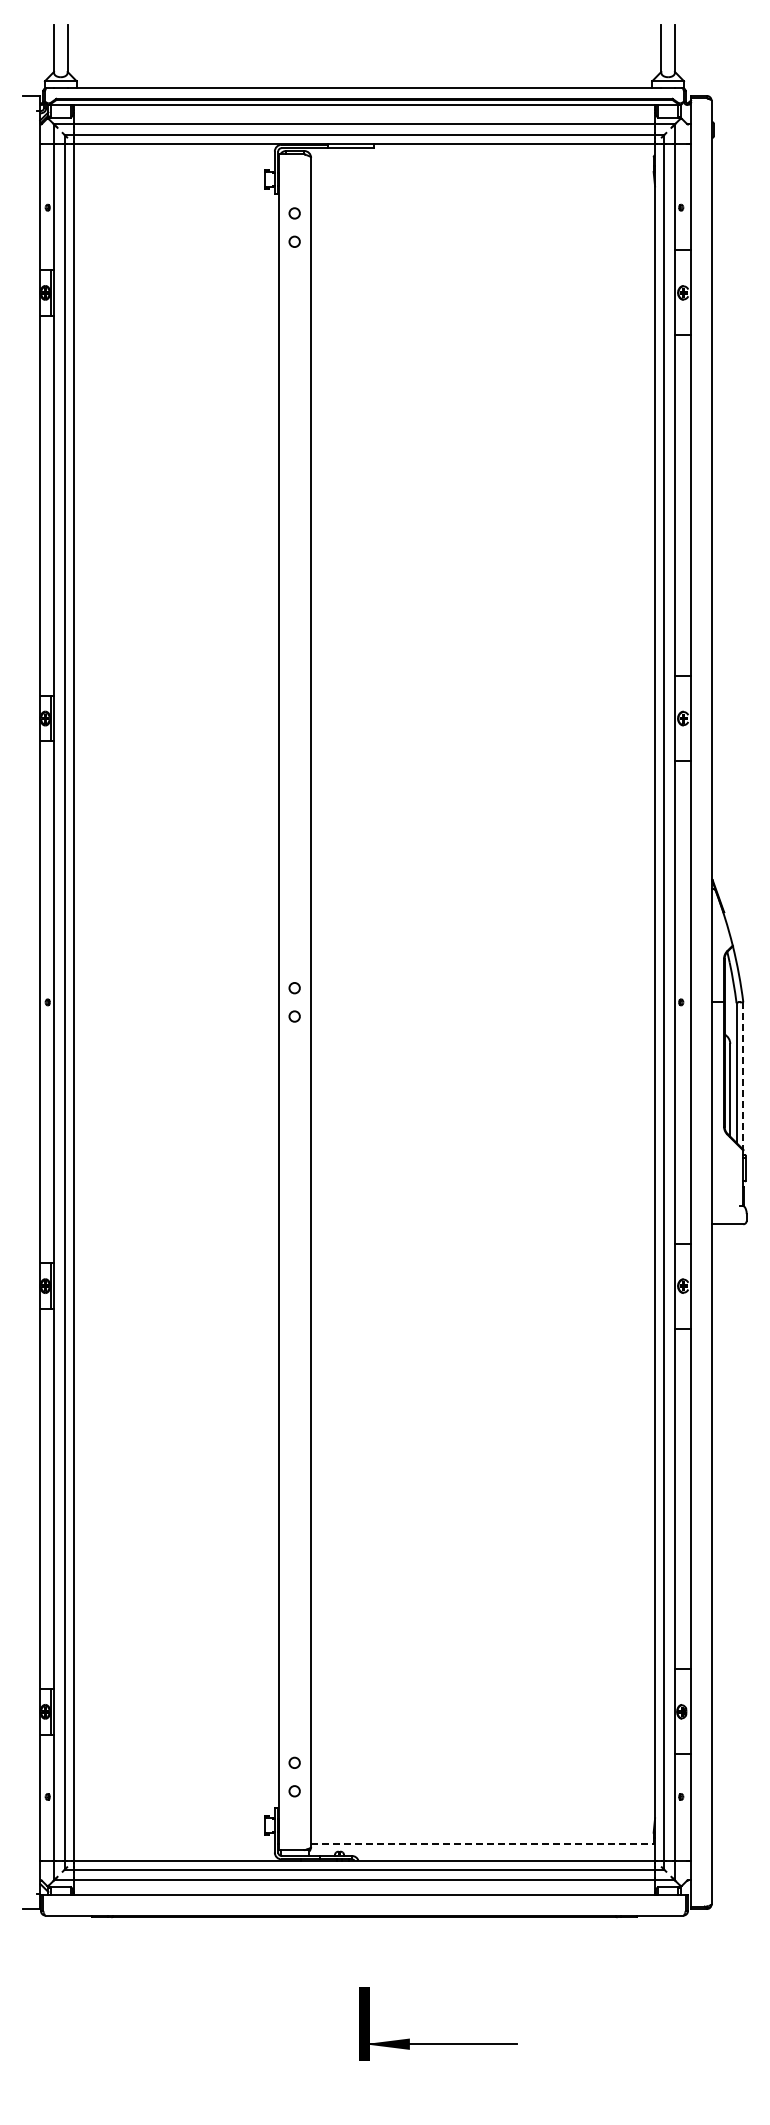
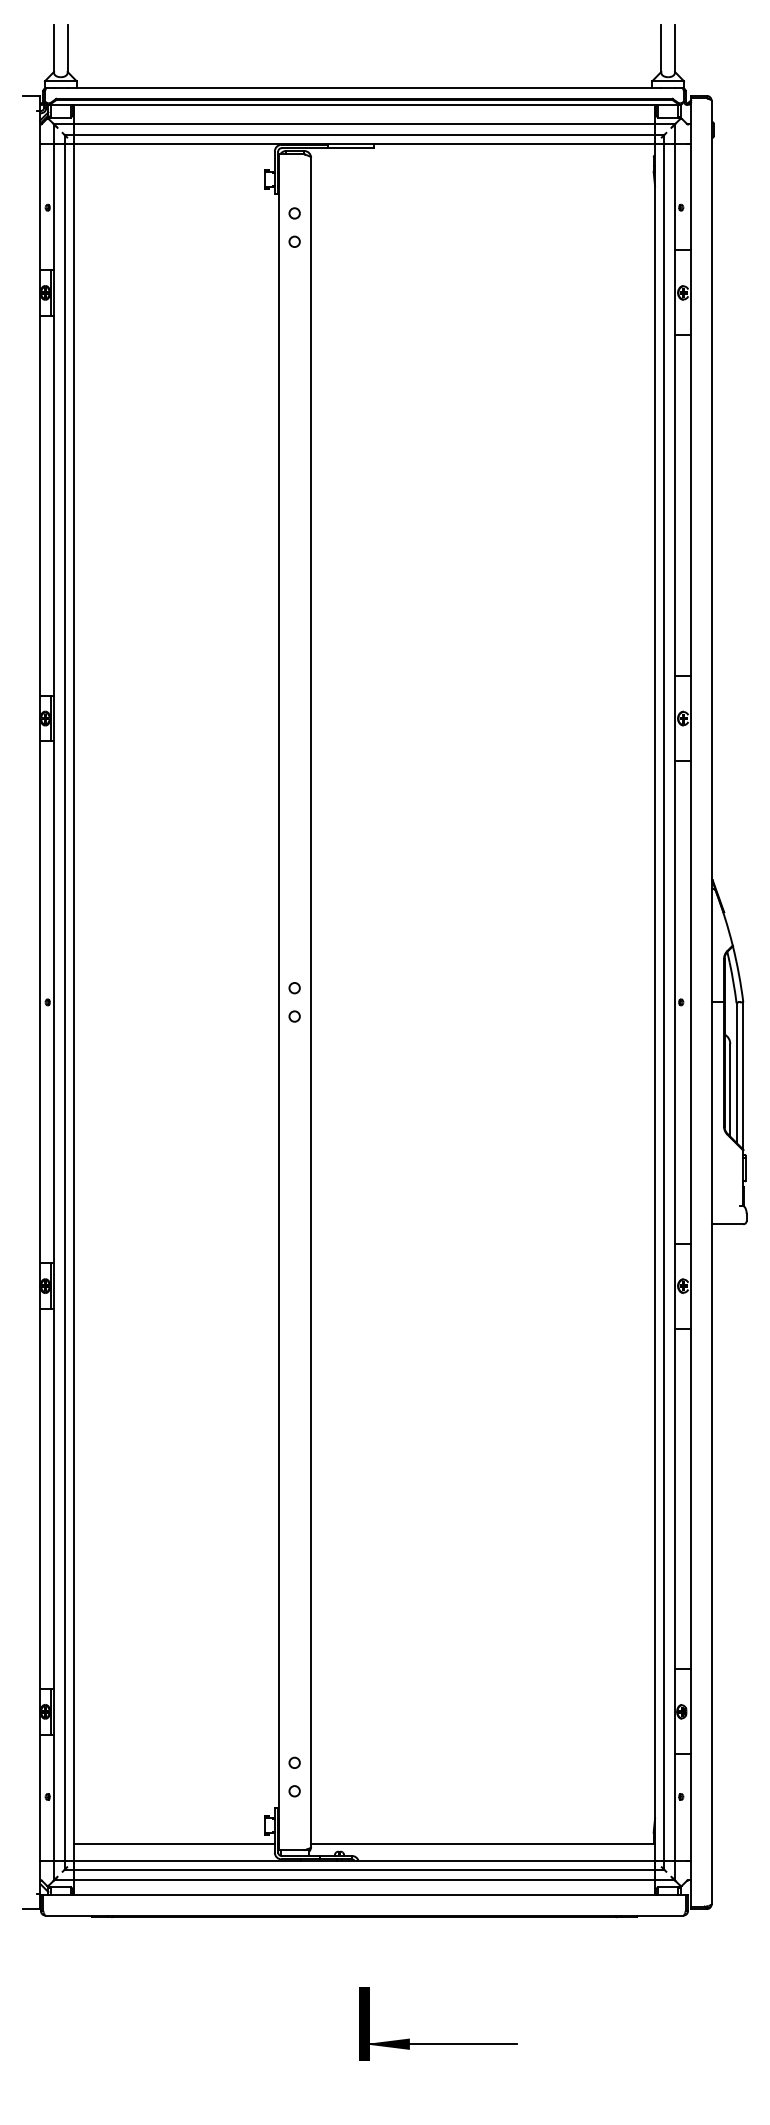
line: dashed -> solid (743, 1076)
line: none -> present (173, 1843)
line: dashed -> solid (483, 1843)
